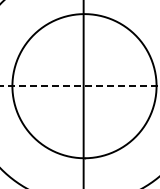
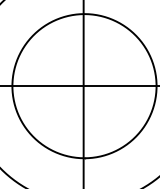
line: dashed -> solid (80, 86)
